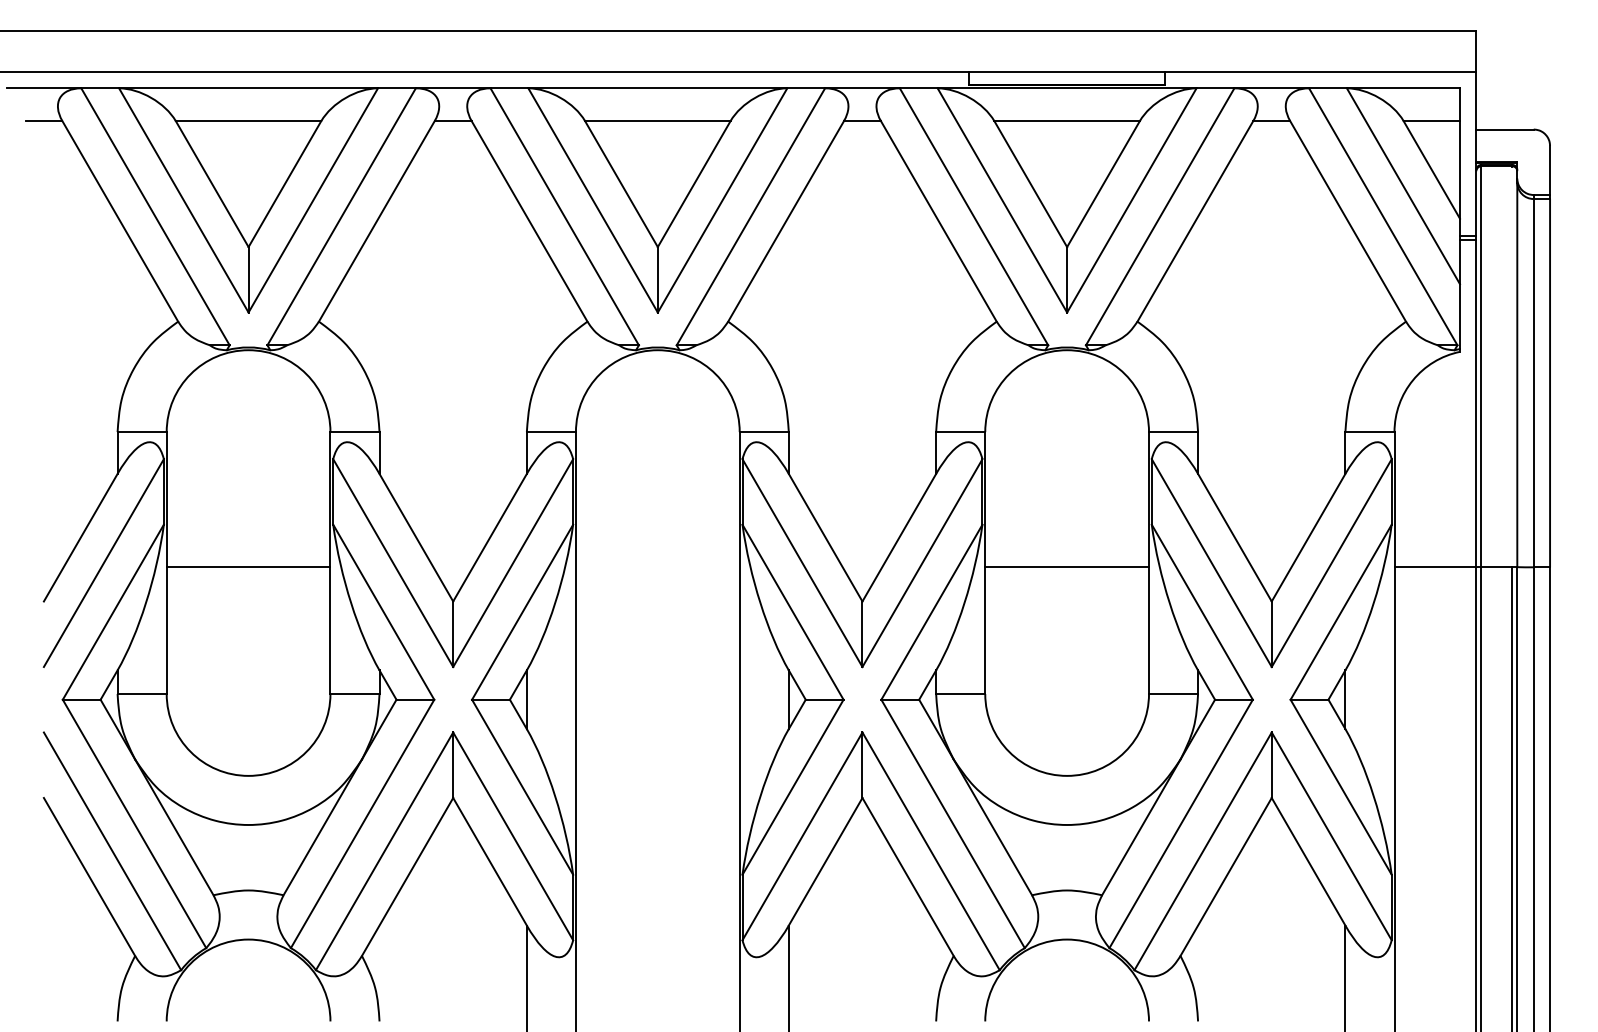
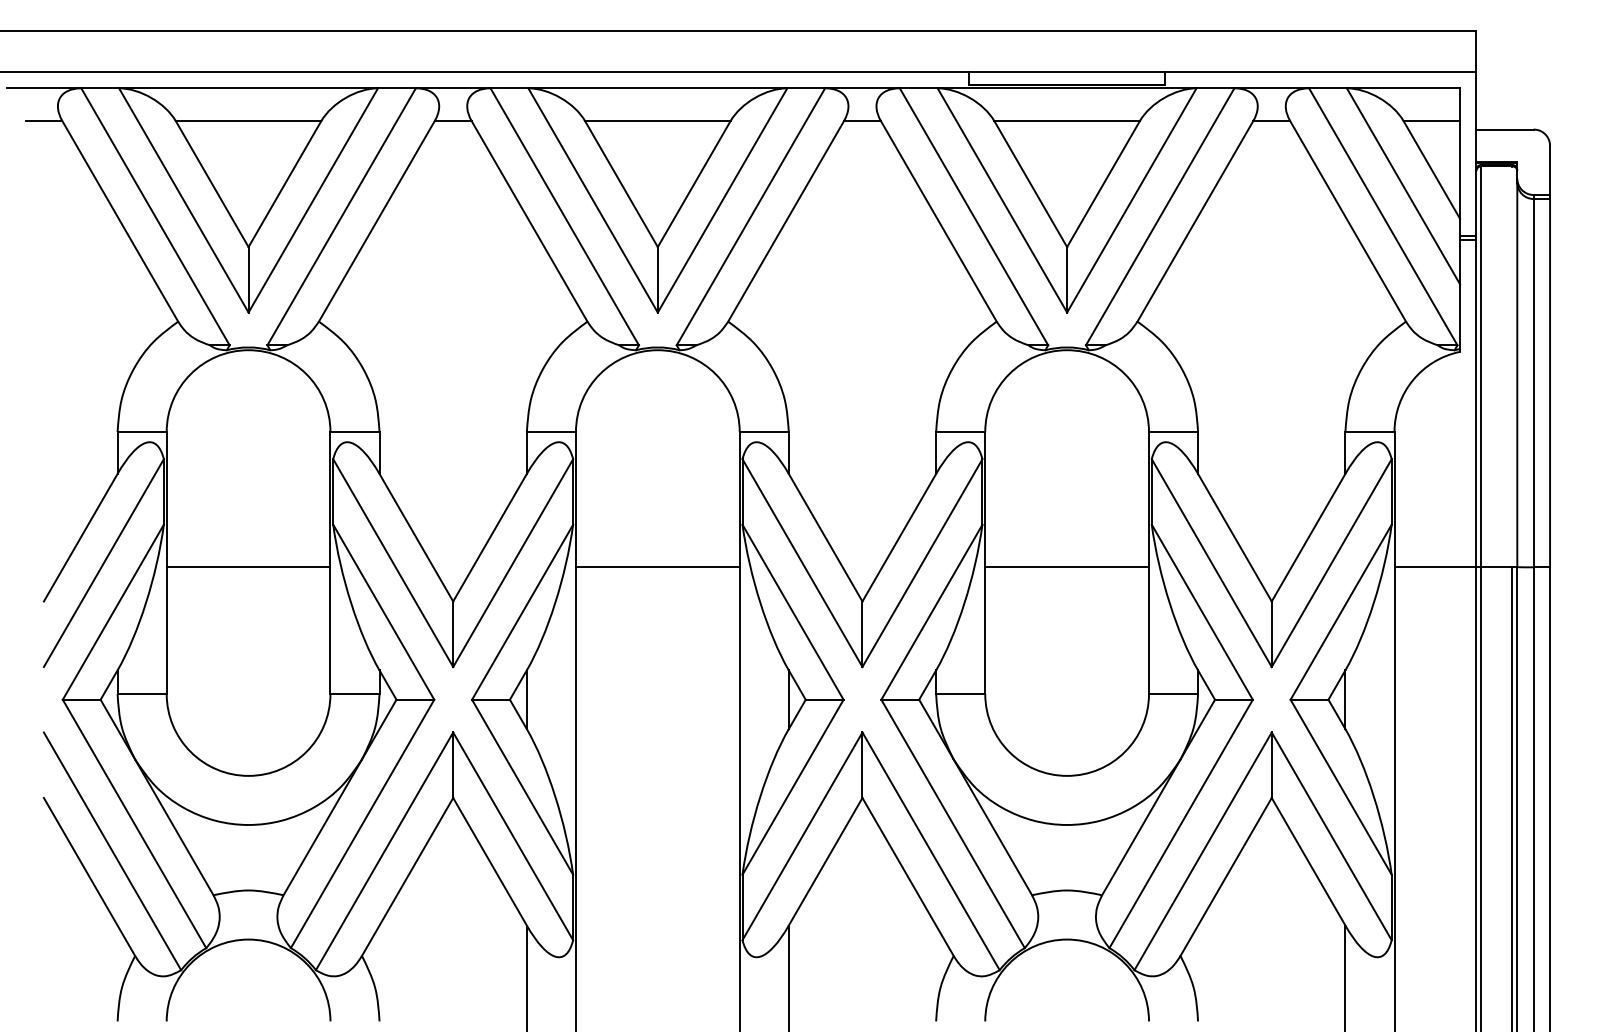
line: none -> present (657, 567)
